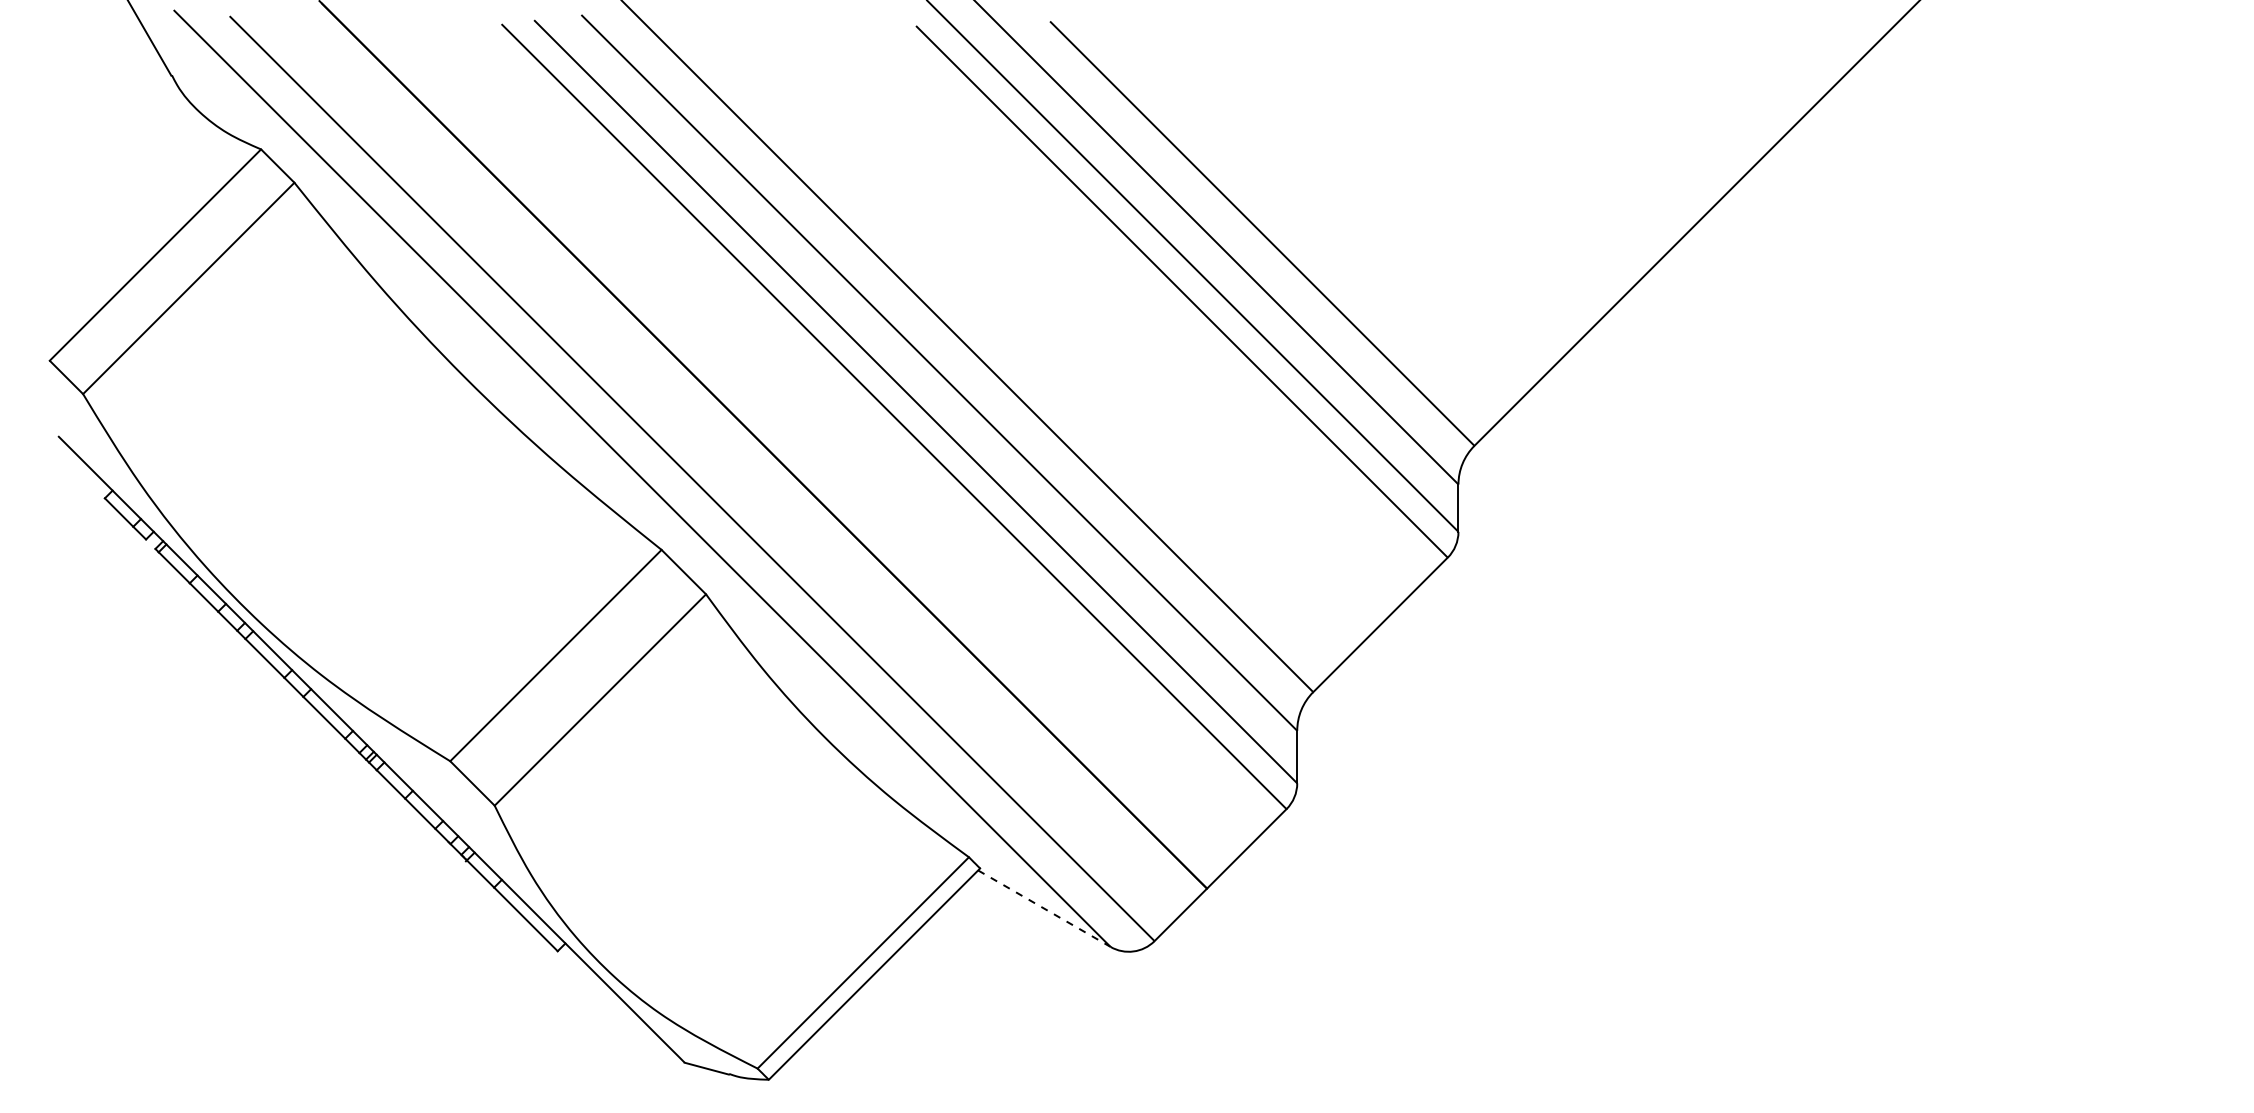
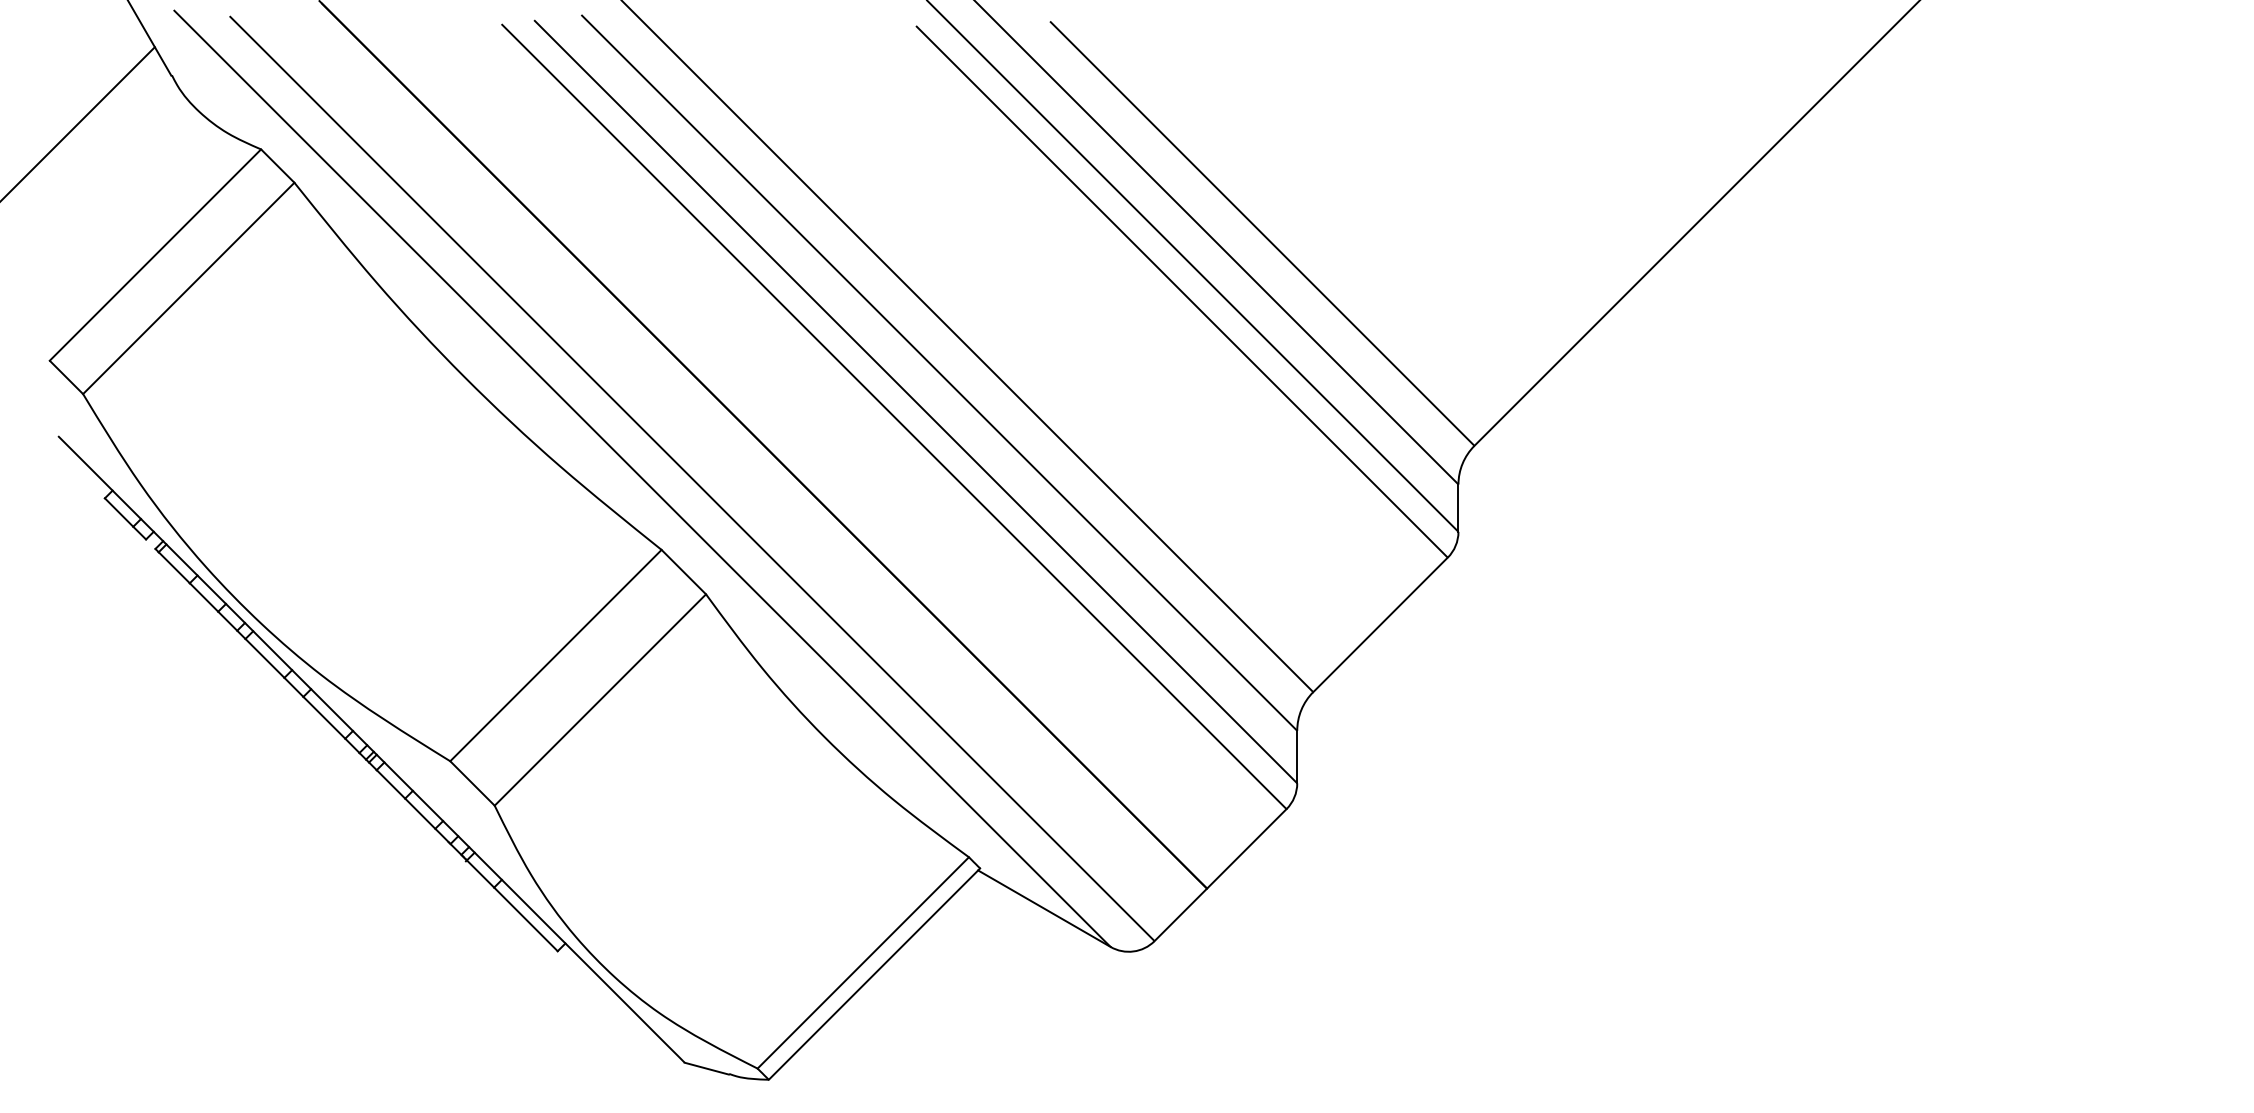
line: none -> present (78, 123)
line: dashed -> solid (1044, 908)
